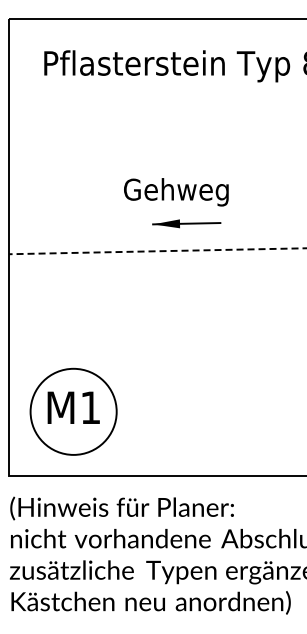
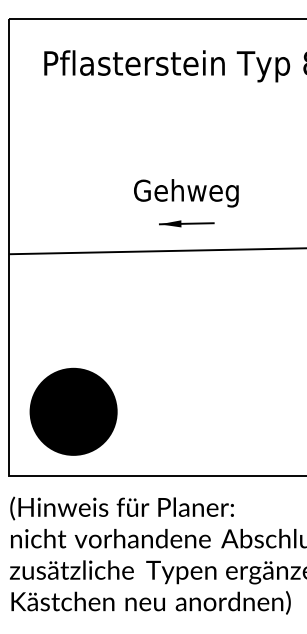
text position: (176, 192) -> (186, 193) (186, 193)
part size: 70x10 px -> 56x8 px (186, 223)
line: dashed -> solid (157, 251)
fill: none -> present (73, 411)
